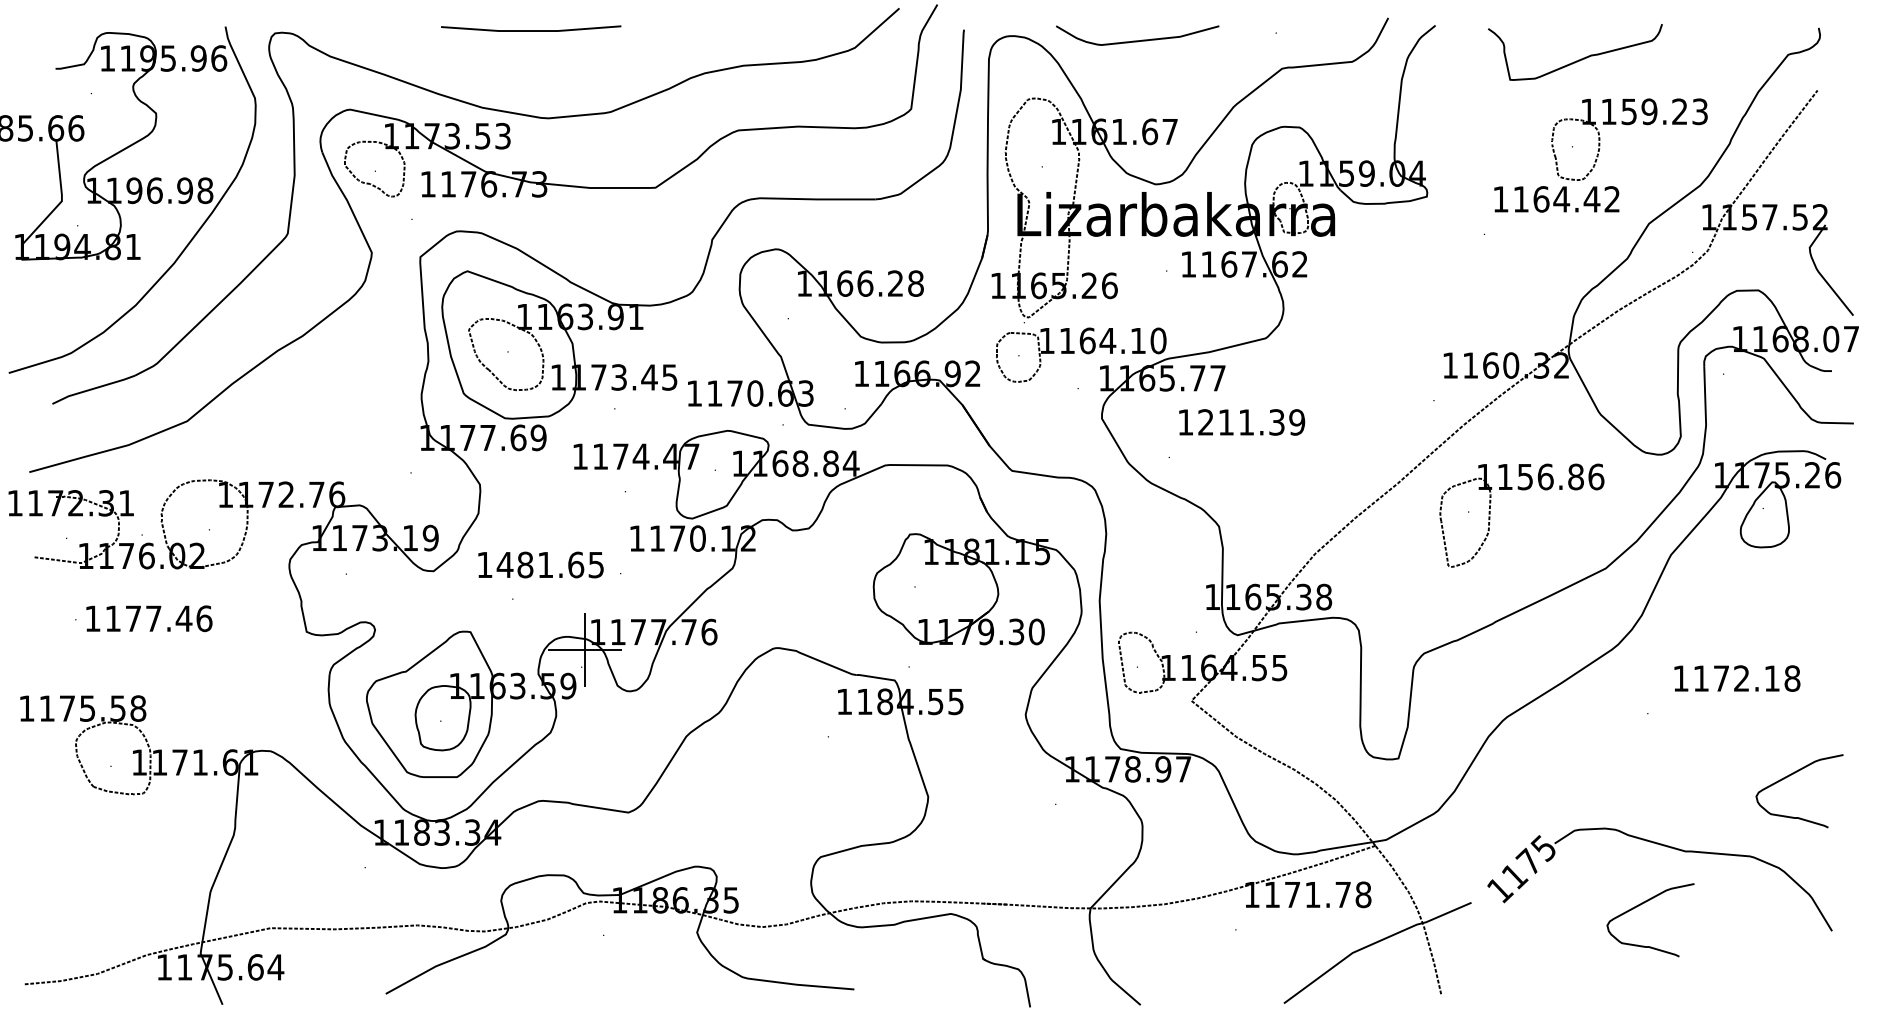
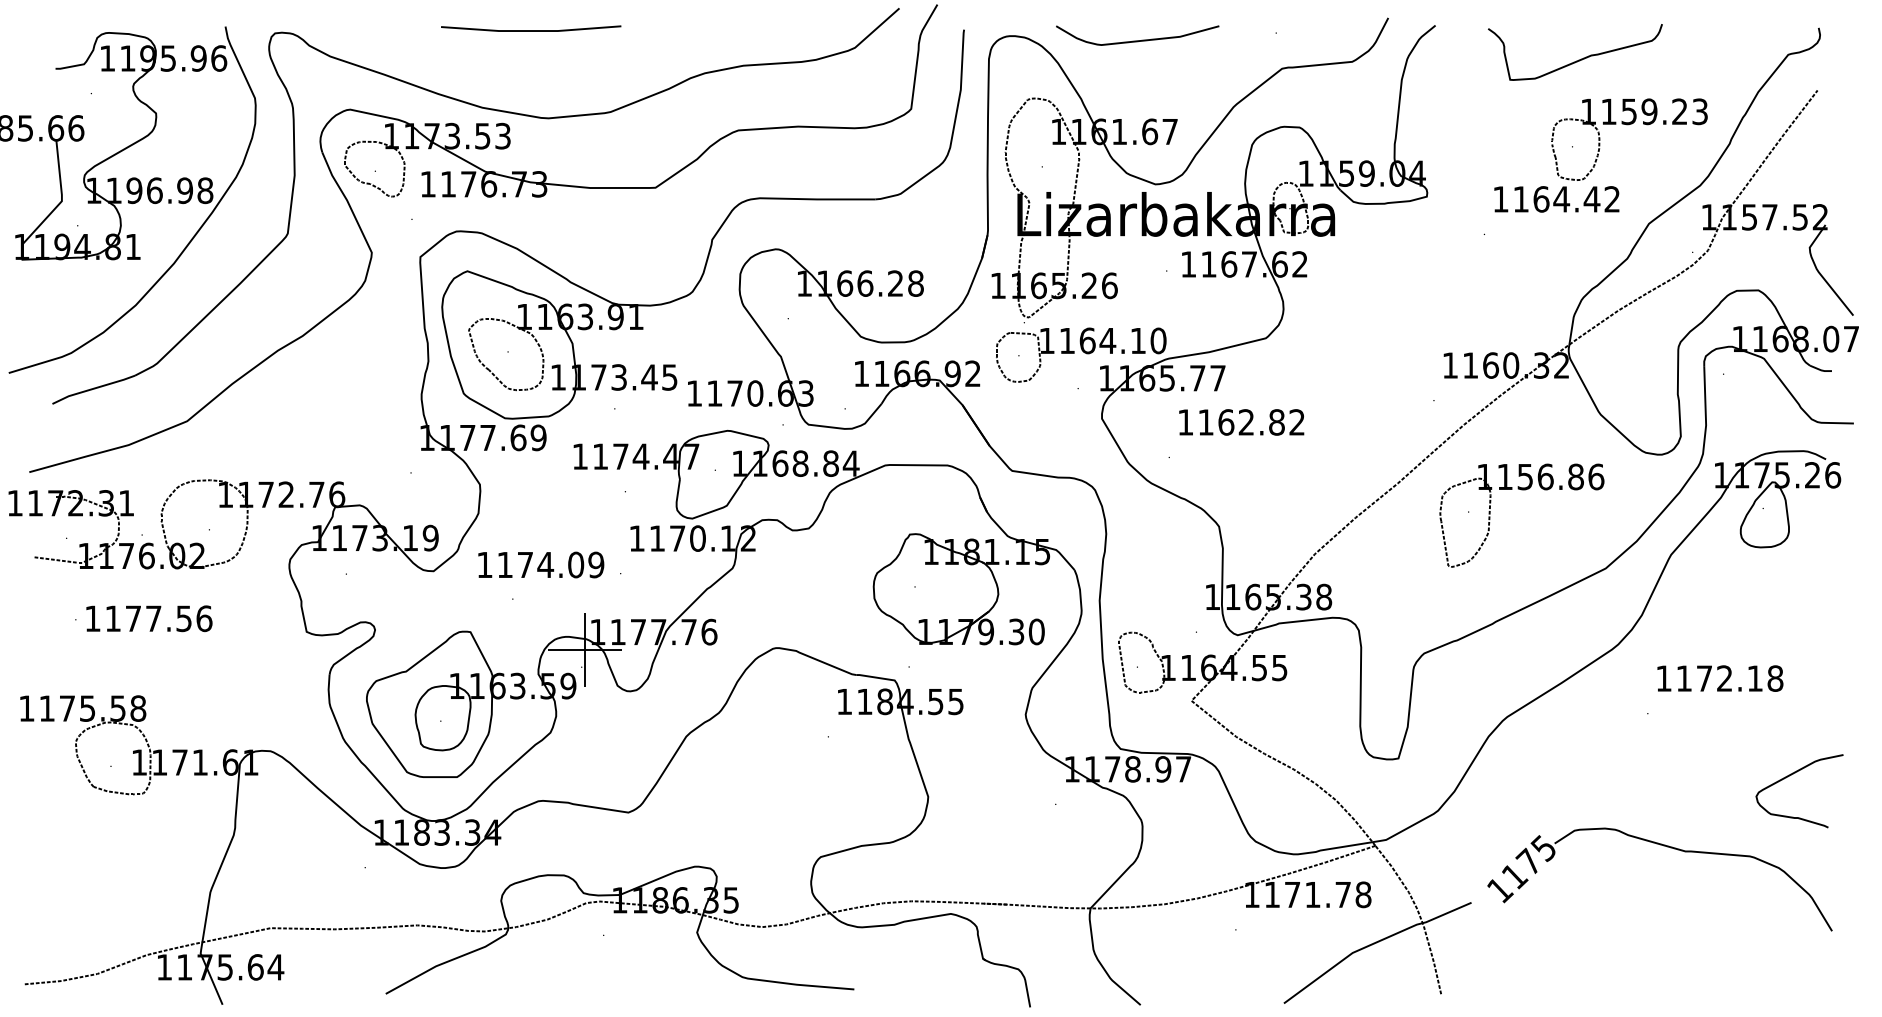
text: 1211.39 -> 1162.82 (1251, 422)
text: 1481.65 -> 1174.09 (550, 564)
text: 1177.46 -> 1177.56 (183, 618)
text position: (1737, 678) -> (1720, 678) (1720, 678)
curve: present -> none (1642, 904)
